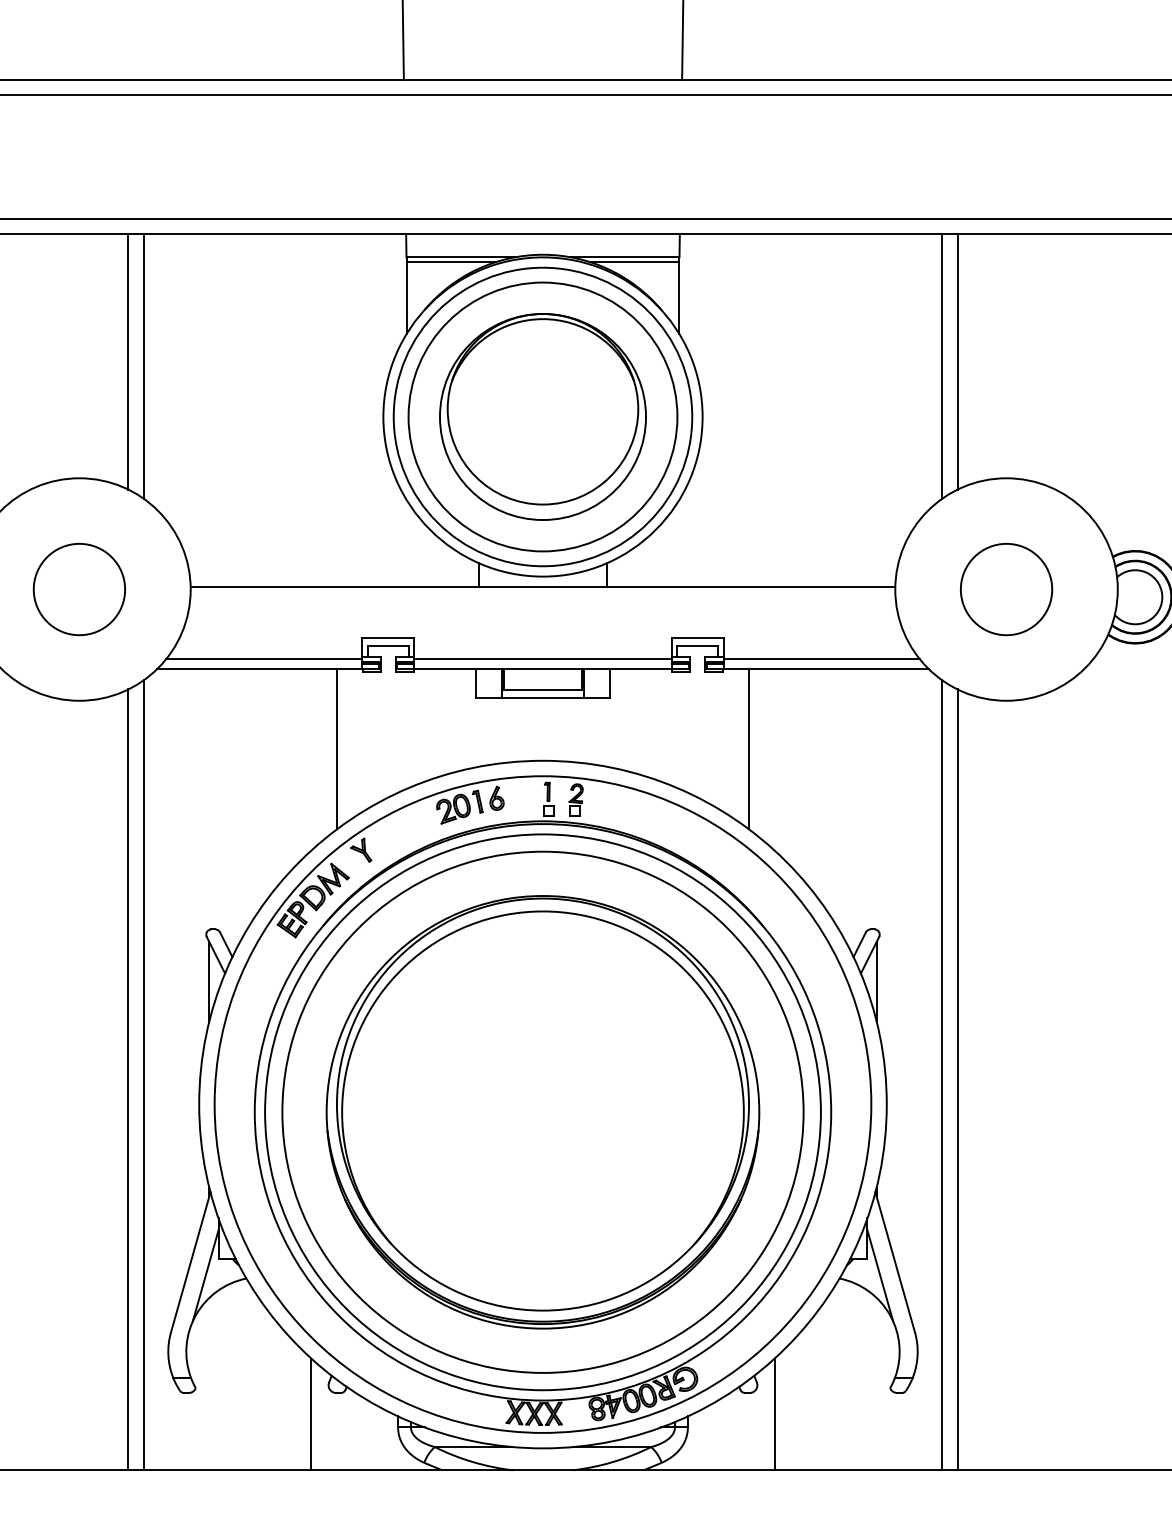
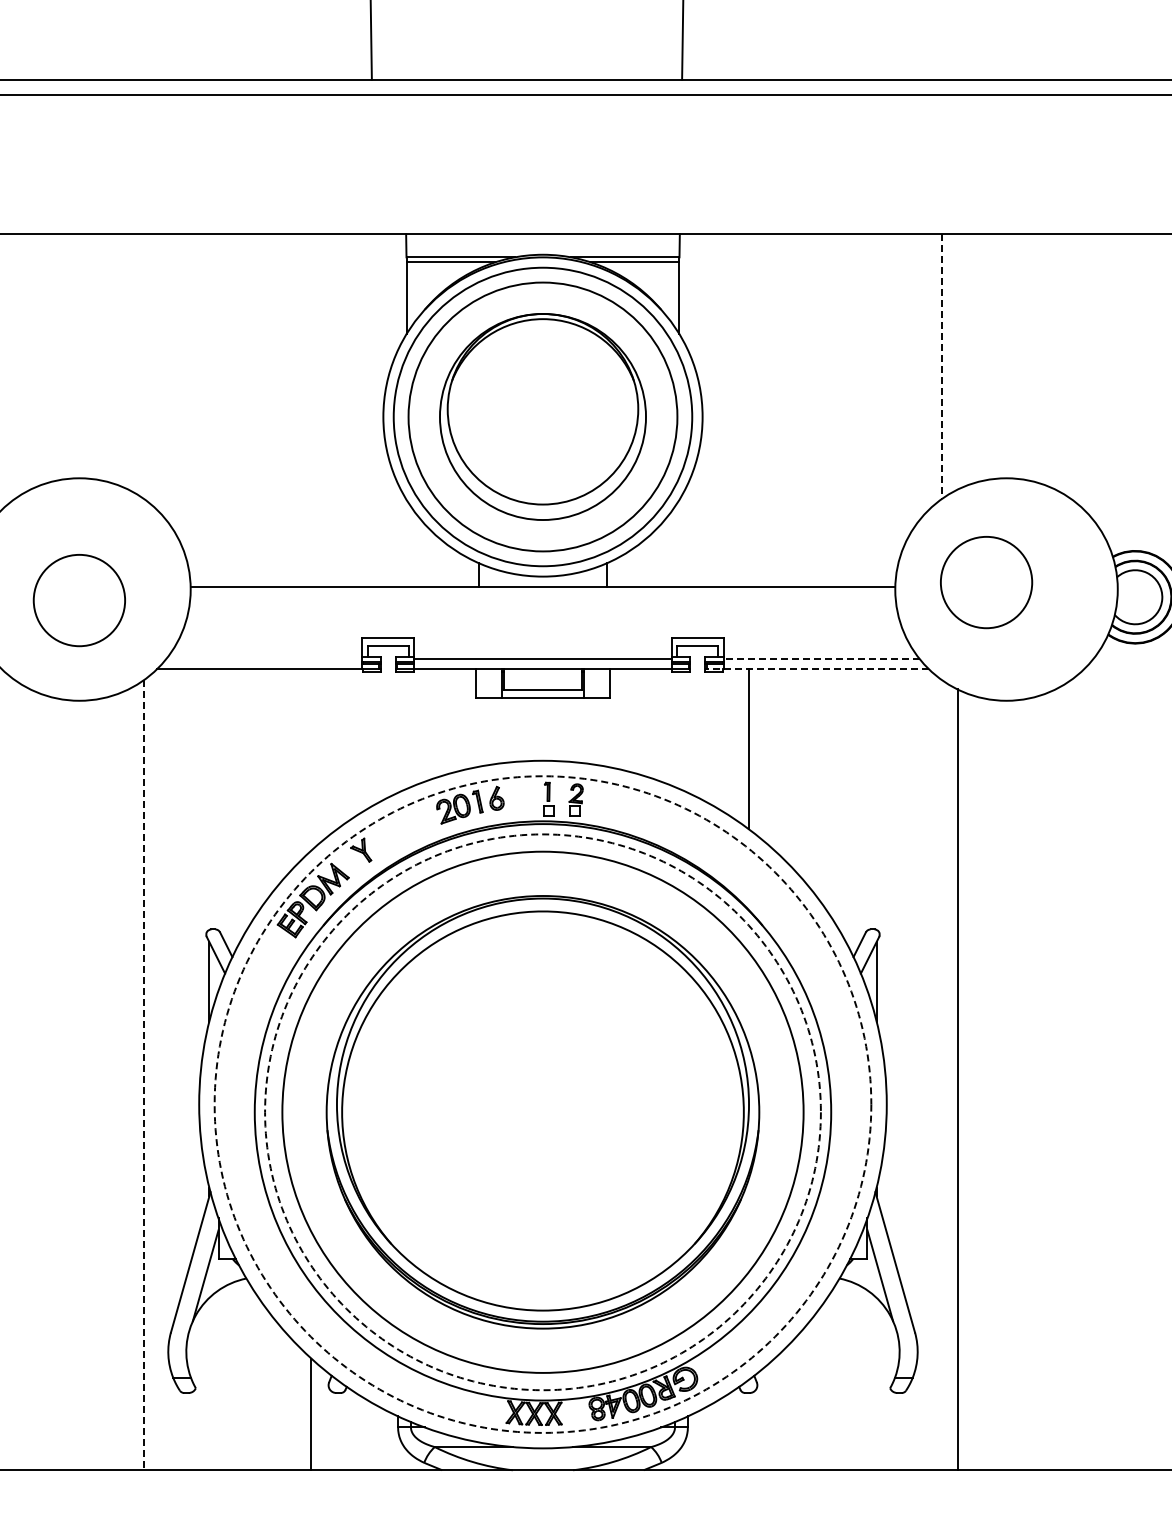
line position: (402, 40) -> (370, 40) (370, 40)
line: present -> none (585, 218)
line: present -> none (128, 361)
line: present -> none (957, 361)
line: present -> none (143, 366)
line: solid -> dashed (942, 366)
circle position: (78, 589) -> (78, 600) (78, 600)
circle position: (1006, 589) -> (986, 582) (986, 582)
line: present -> none (264, 659)
line: solid -> dashed (821, 659)
line: solid -> dashed (817, 669)
line: present -> none (336, 749)
line: solid -> dashed (143, 1075)
line: present -> none (942, 1075)
line: present -> none (128, 1079)
circle: solid -> dashed (542, 1104)
circle: solid -> dashed (542, 1112)
line: present -> none (774, 1414)
